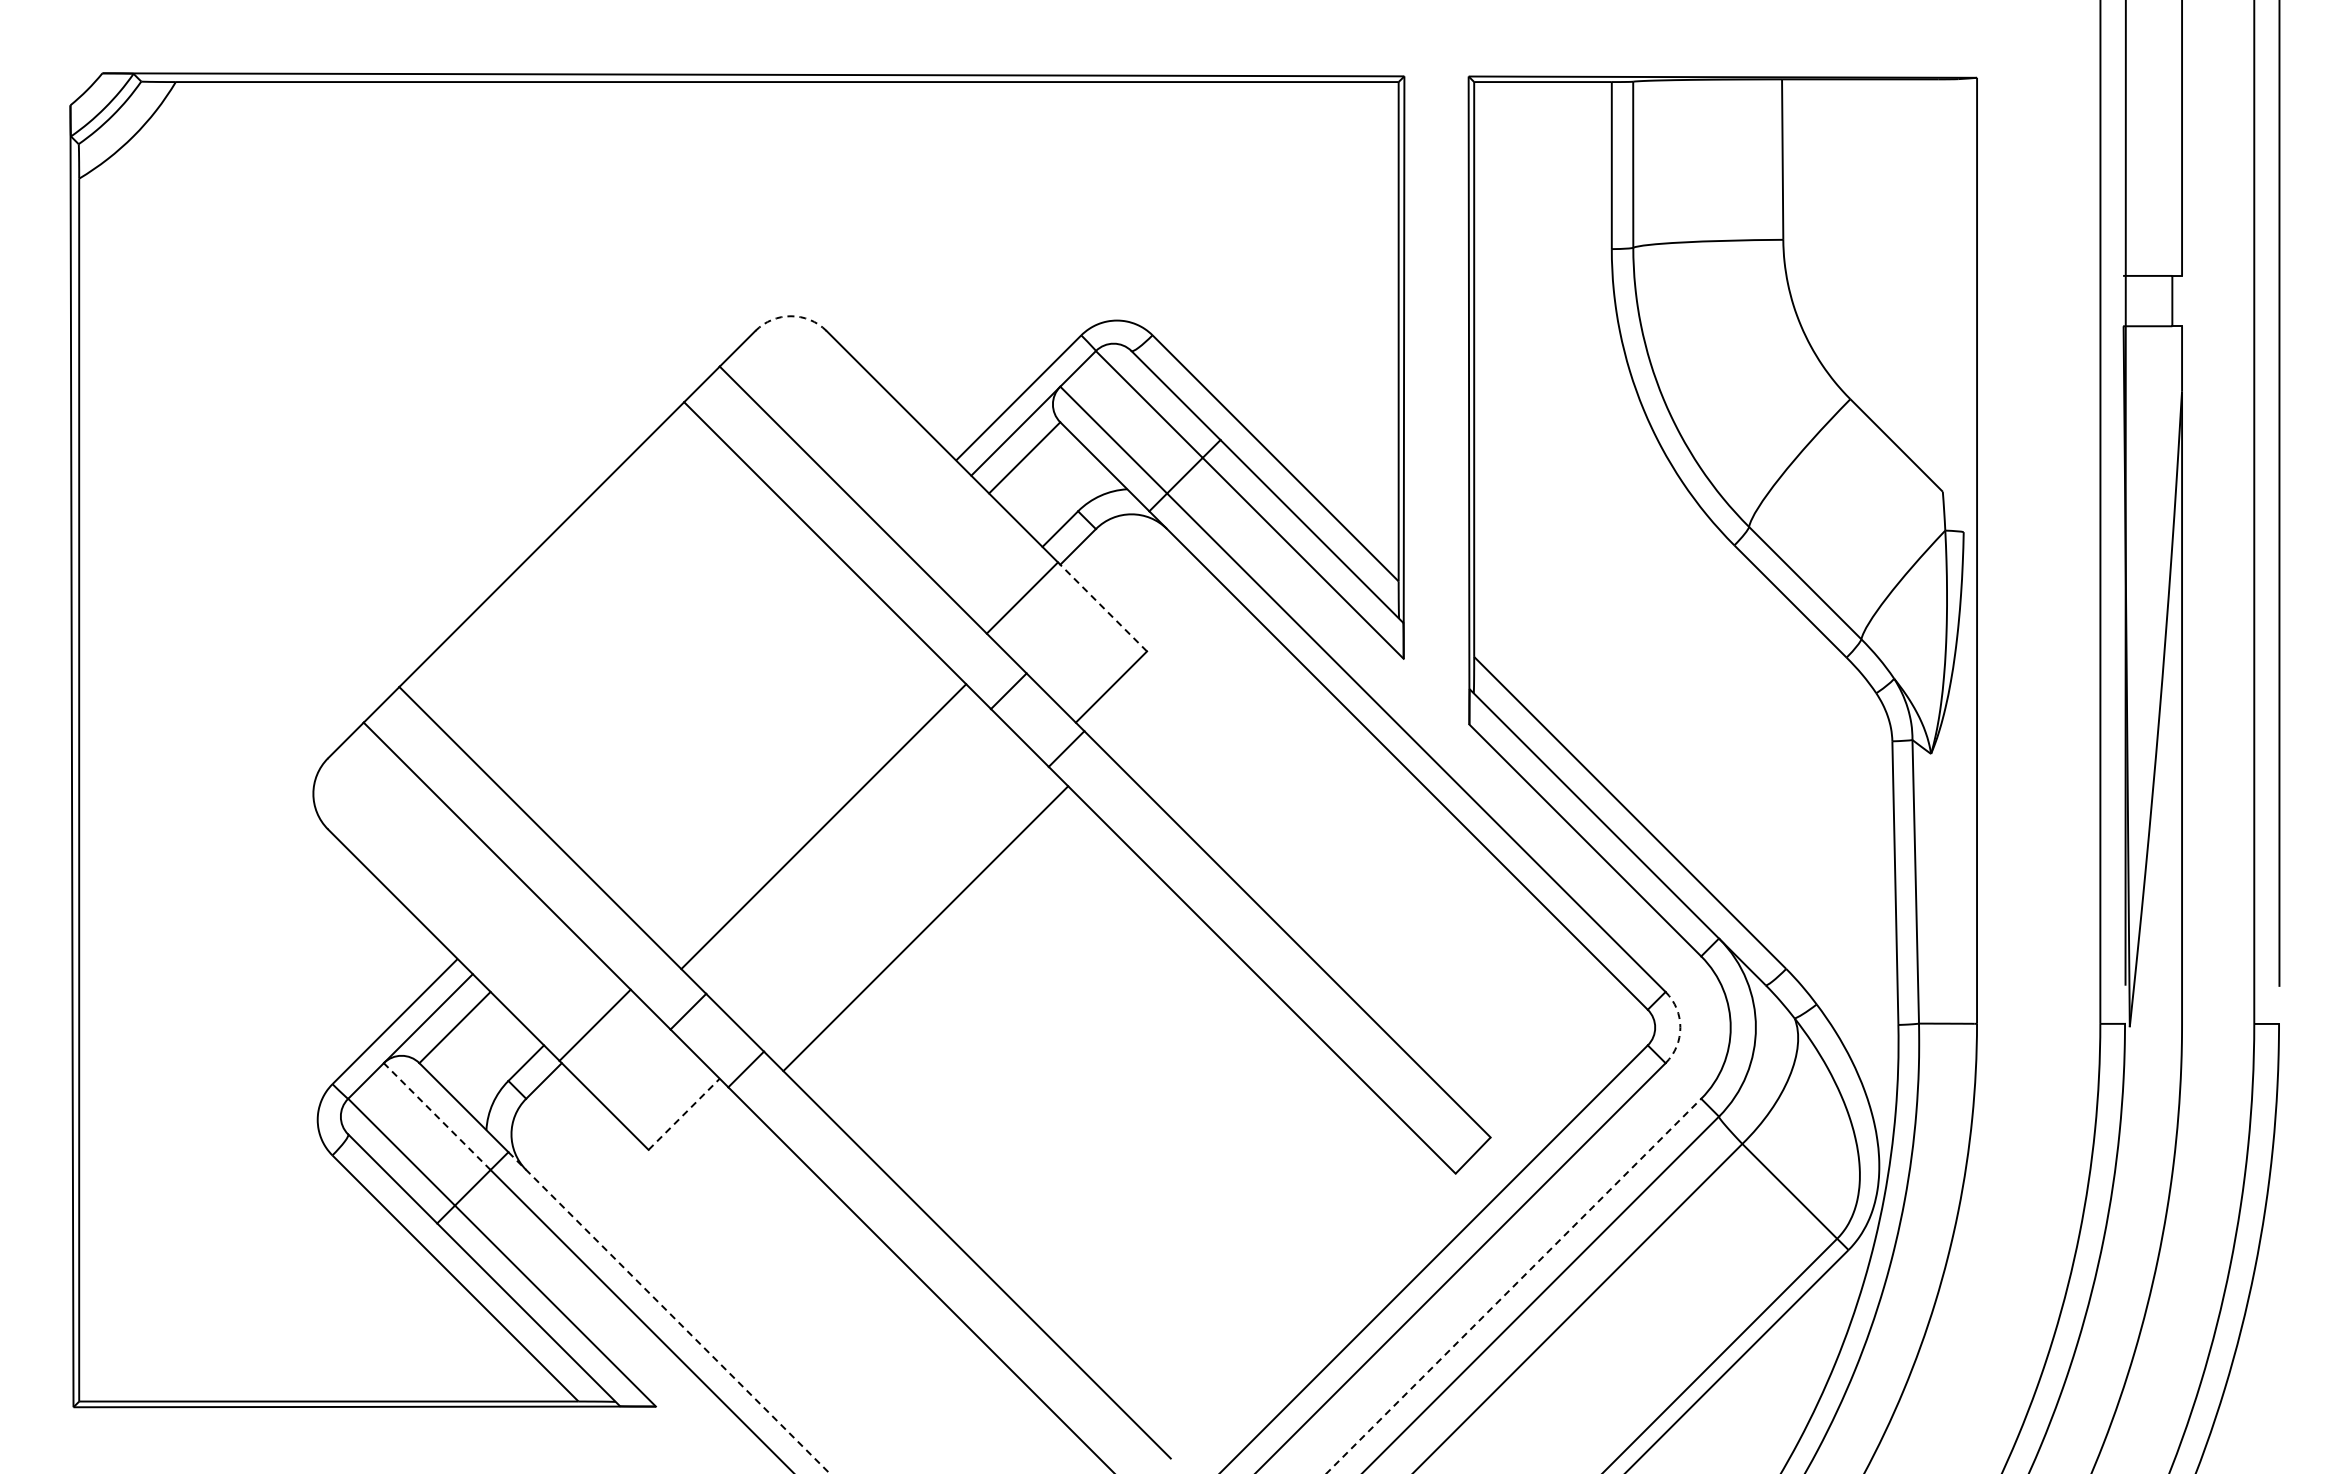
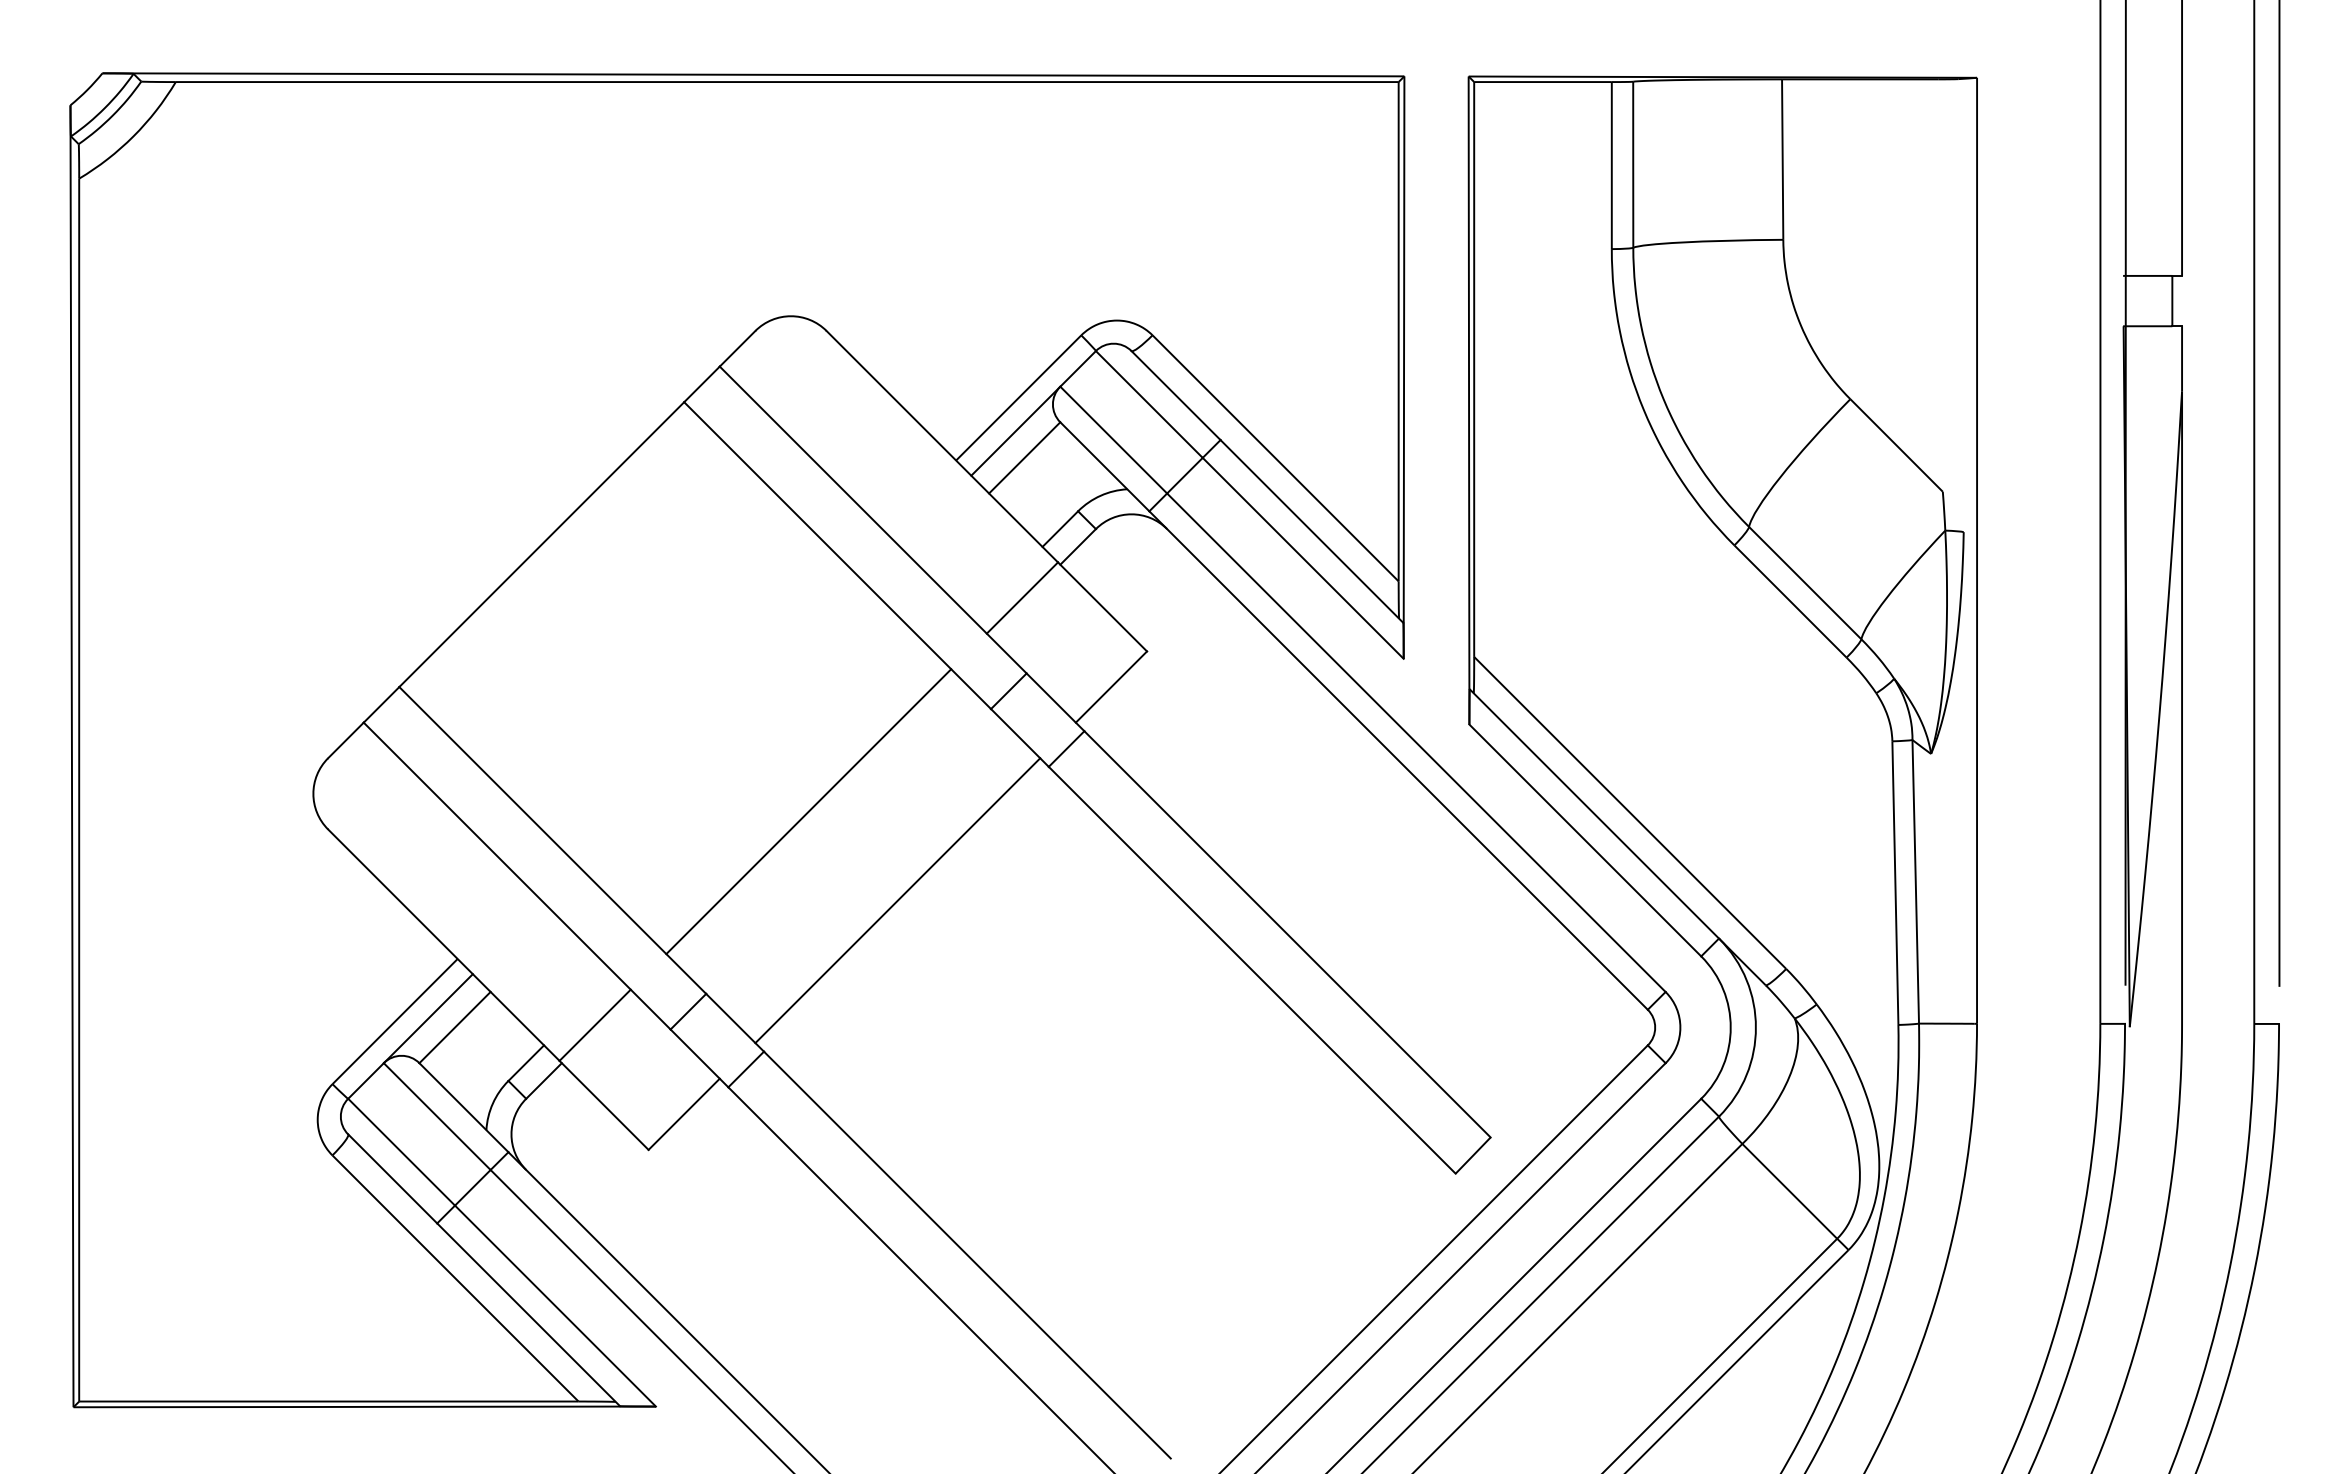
arc: dashed -> solid (790, 316)
line: dashed -> solid (1102, 606)
line position: (823, 826) -> (808, 811) (808, 811)
line position: (925, 928) -> (897, 900) (897, 900)
arc: dashed -> solid (1680, 1027)
line: dashed -> solid (684, 1113)
line: dashed -> solid (437, 1116)
line: dashed -> solid (1514, 1285)
line: dashed -> solid (669, 1313)
